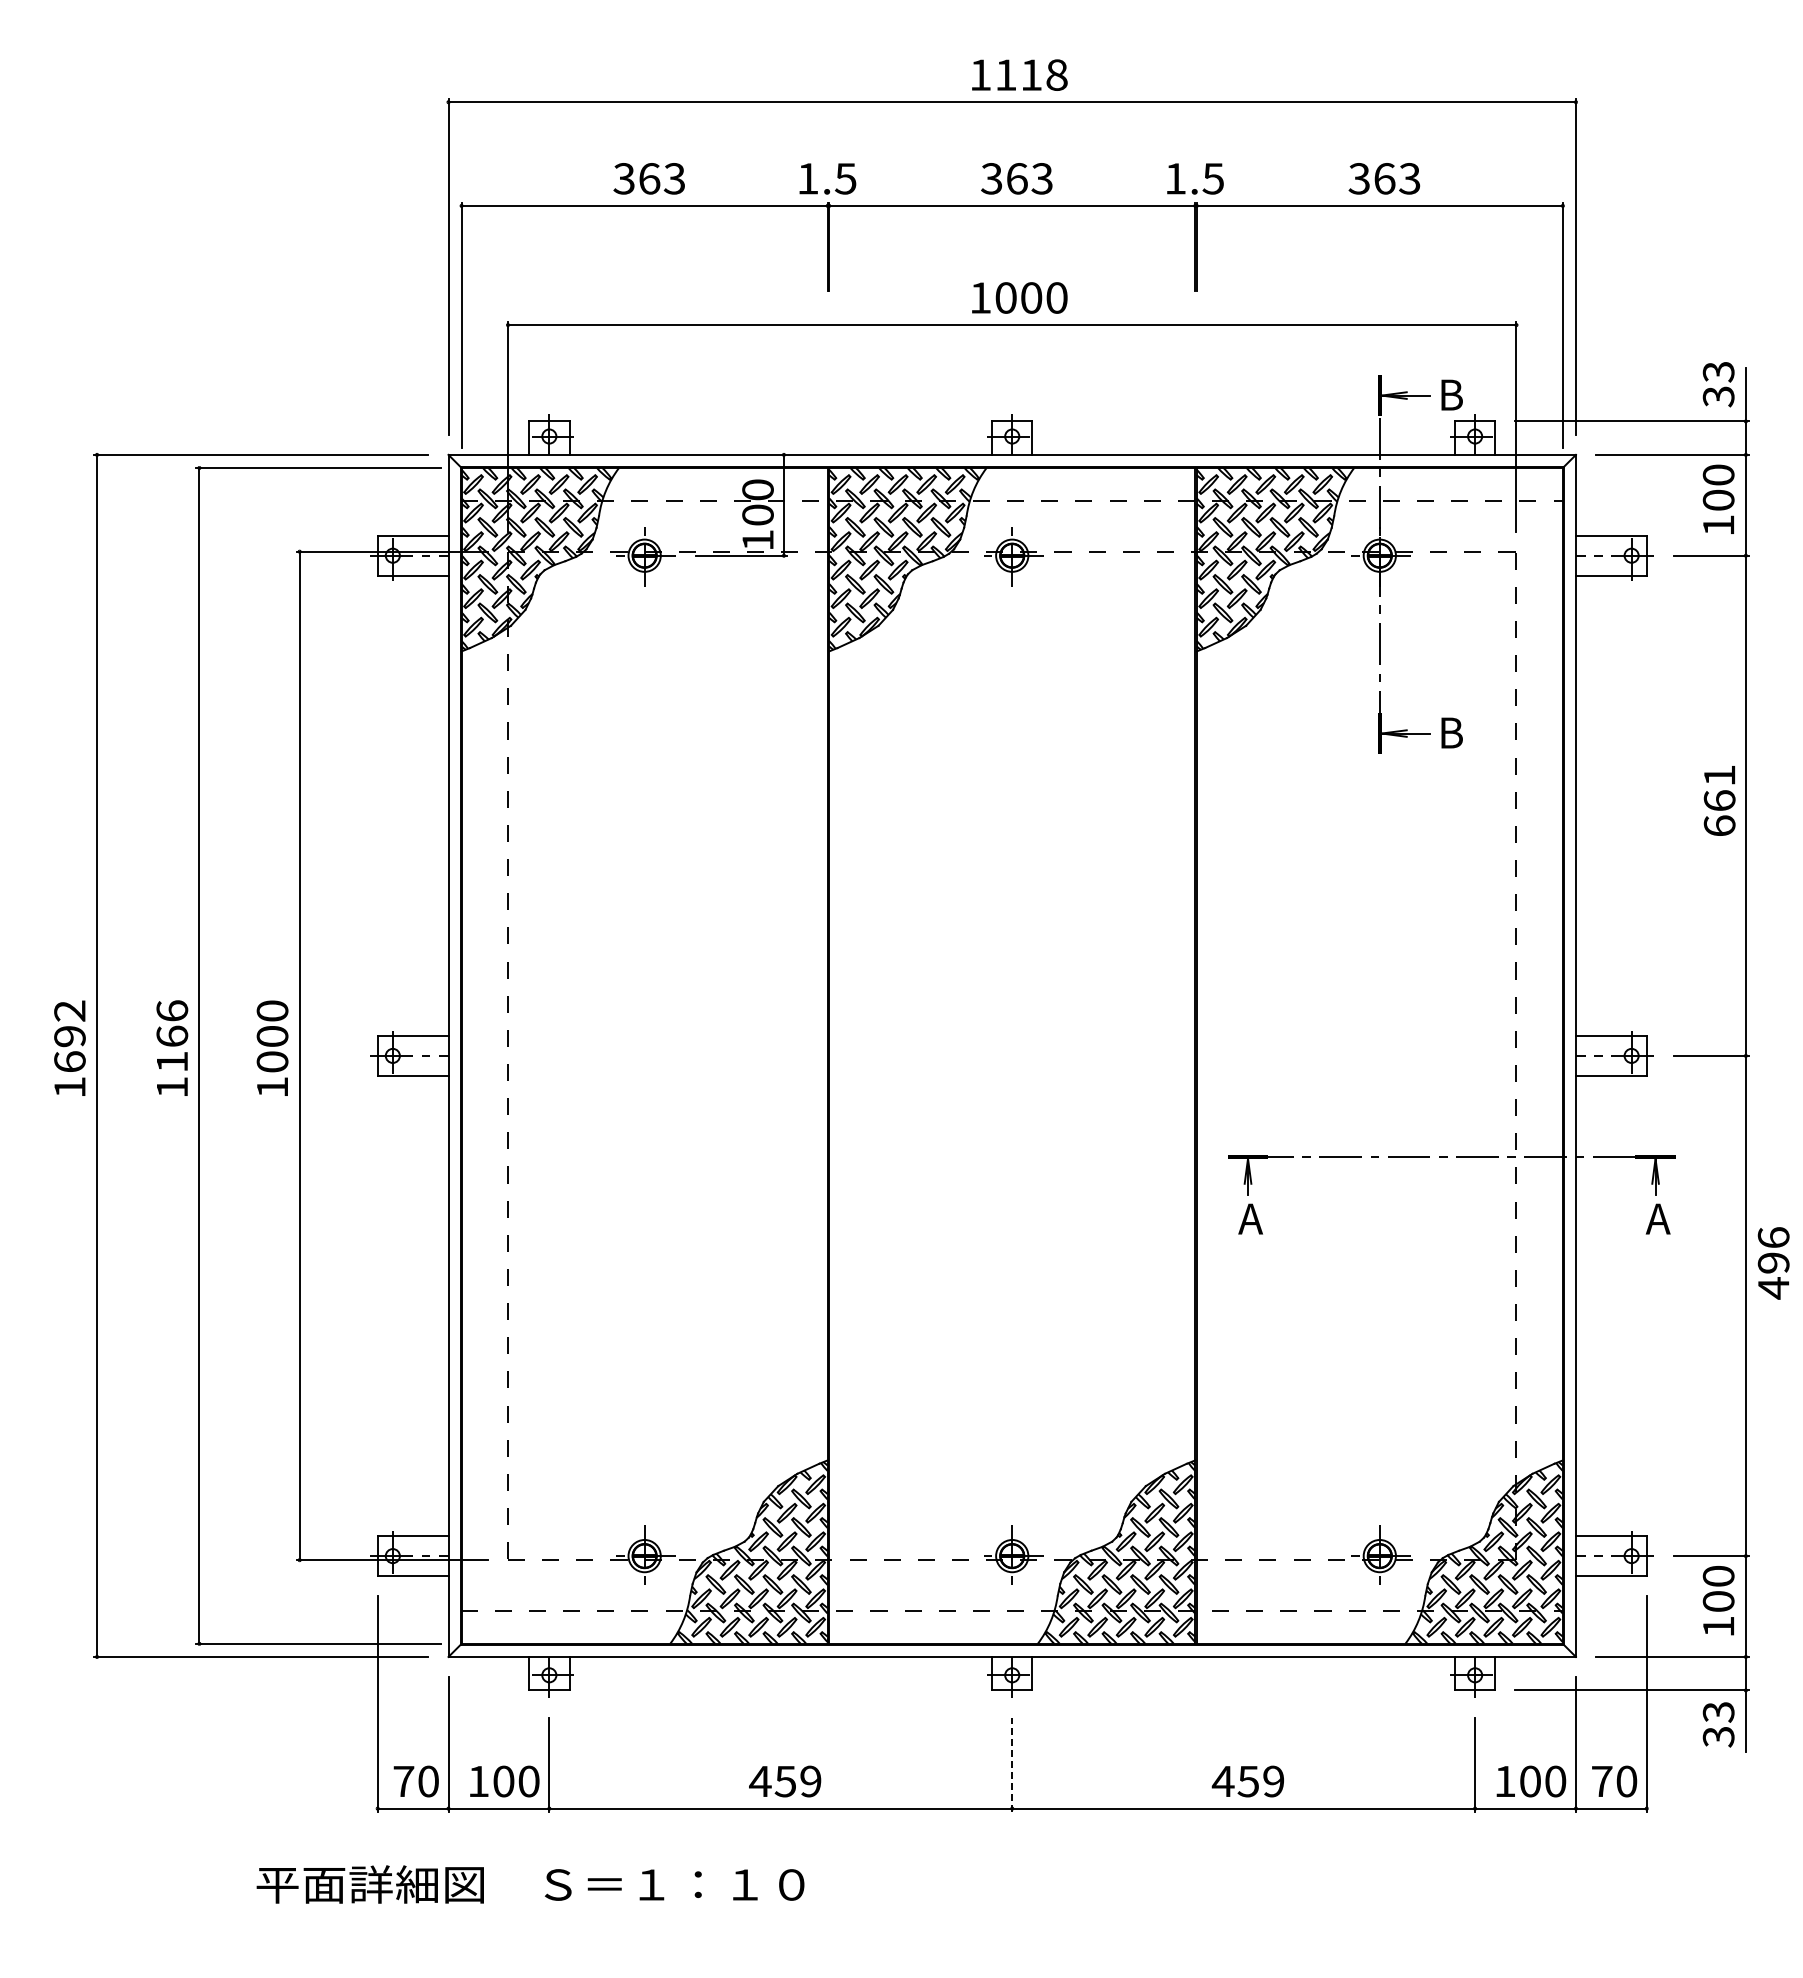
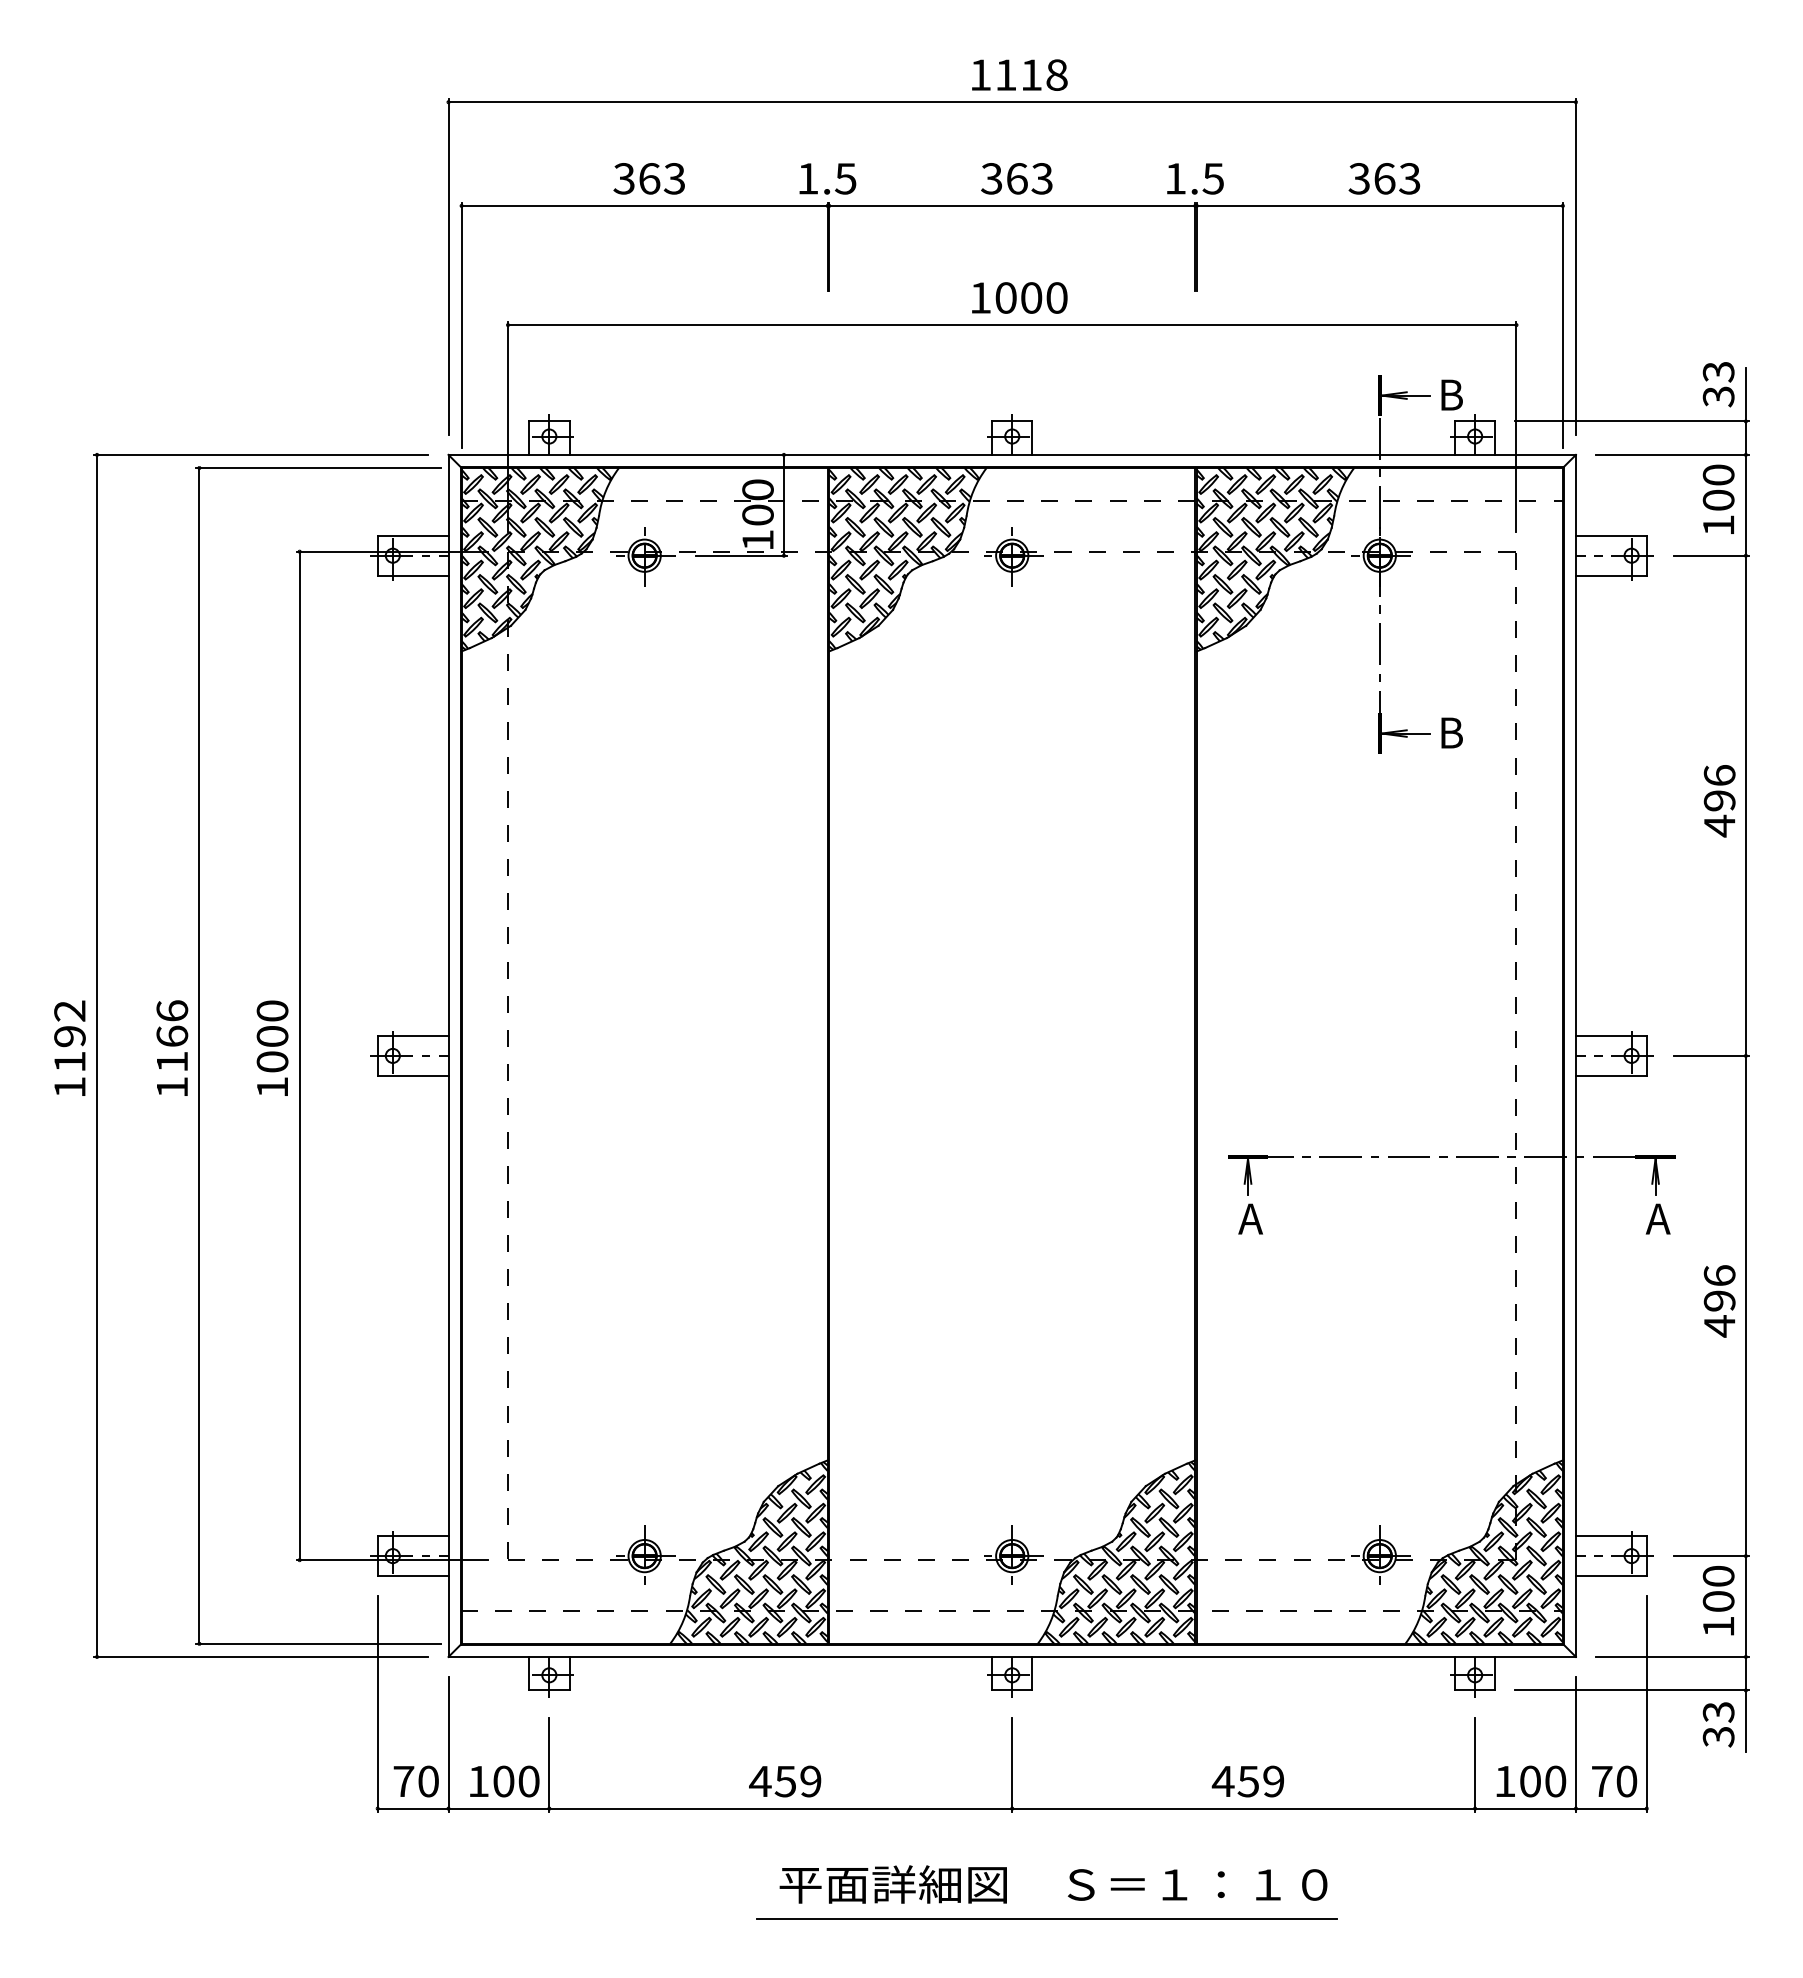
text: 661 -> 496 (1719, 801)
text: 1692 -> 1192 (69, 1061)
text position: (1773, 1263) -> (1719, 1301) (1719, 1301)
line: dashed -> solid (1012, 1764)
text position: (530, 1884) -> (1053, 1884) (1053, 1884)
line: none -> present (1046, 1918)
